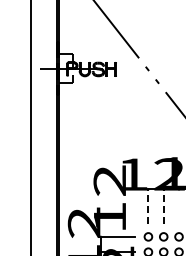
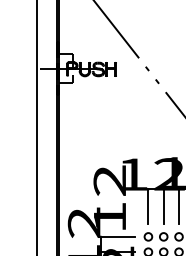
line position: (31, 127) -> (37, 127) (37, 127)
line: dashed -> solid (148, 206)
line: dashed -> solid (163, 206)
line: none -> present (179, 206)
